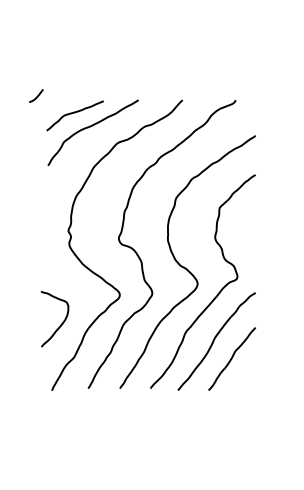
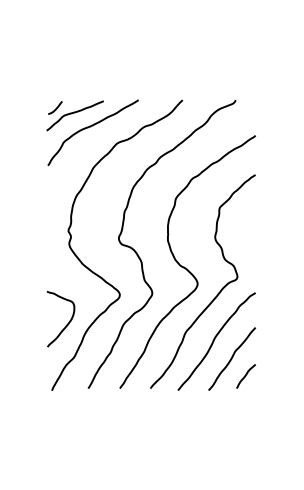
curve position: (37, 95) -> (56, 107) (56, 107)
curve position: (60, 324) -> (66, 324) (66, 324)
curve: none -> present (245, 376)
